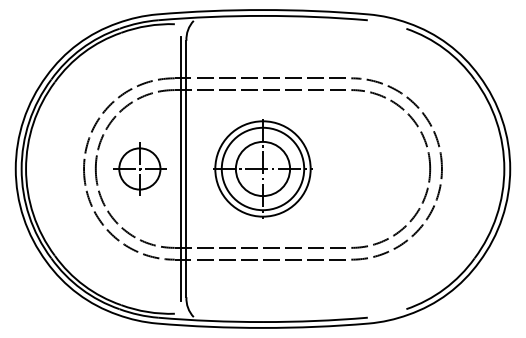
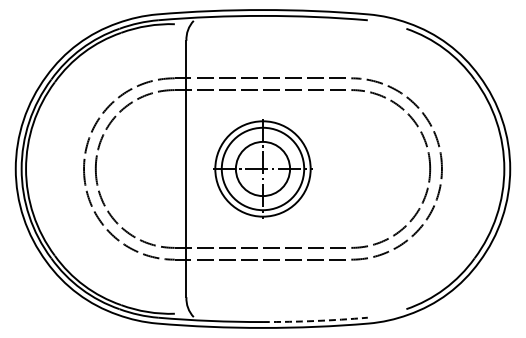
part: present -> none (139, 168)
line: present -> none (181, 168)
arc: solid -> dashed (315, 321)
